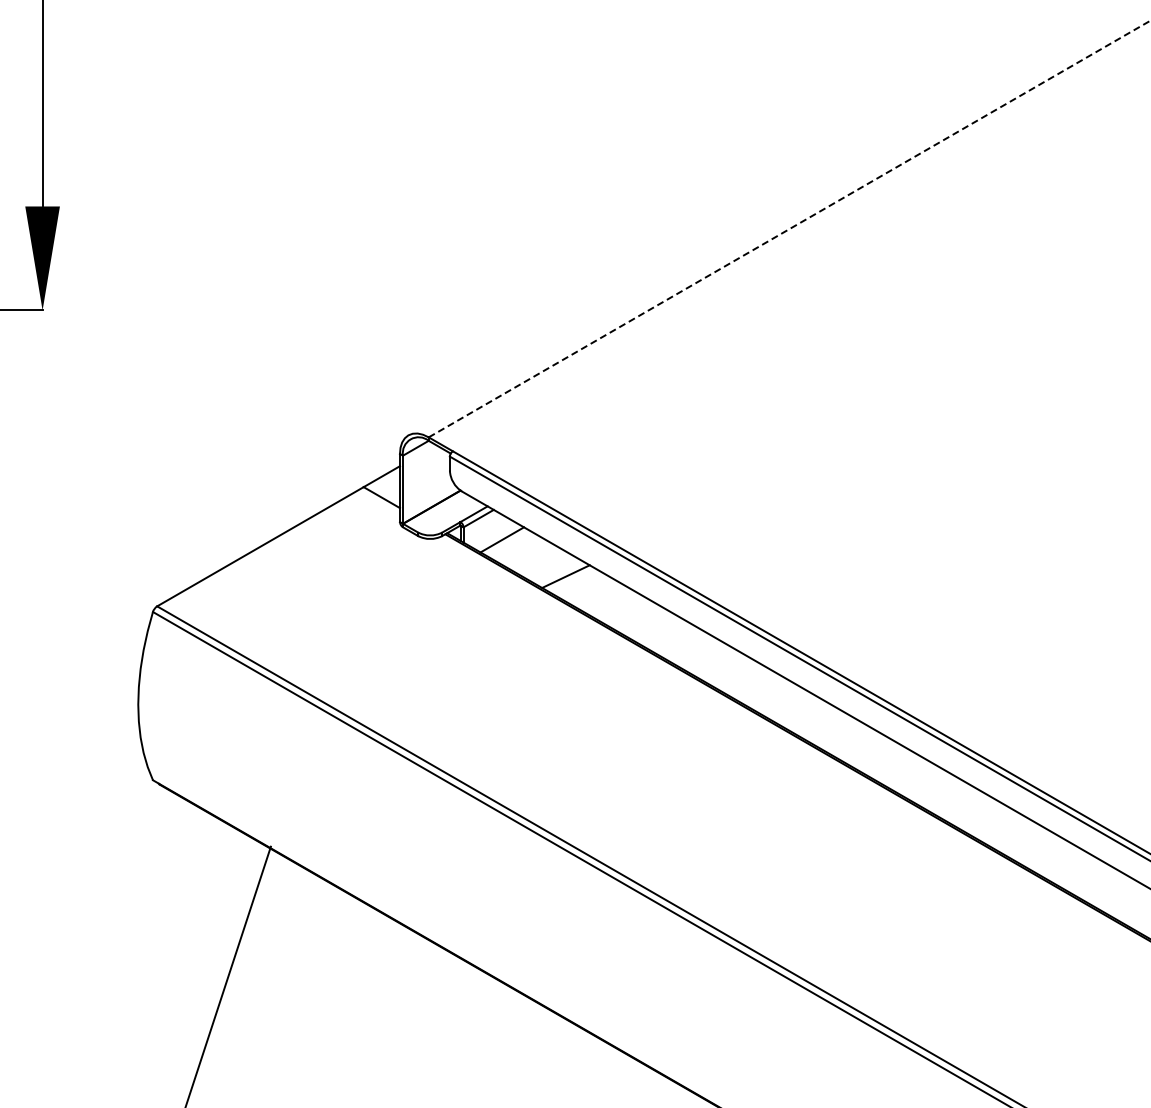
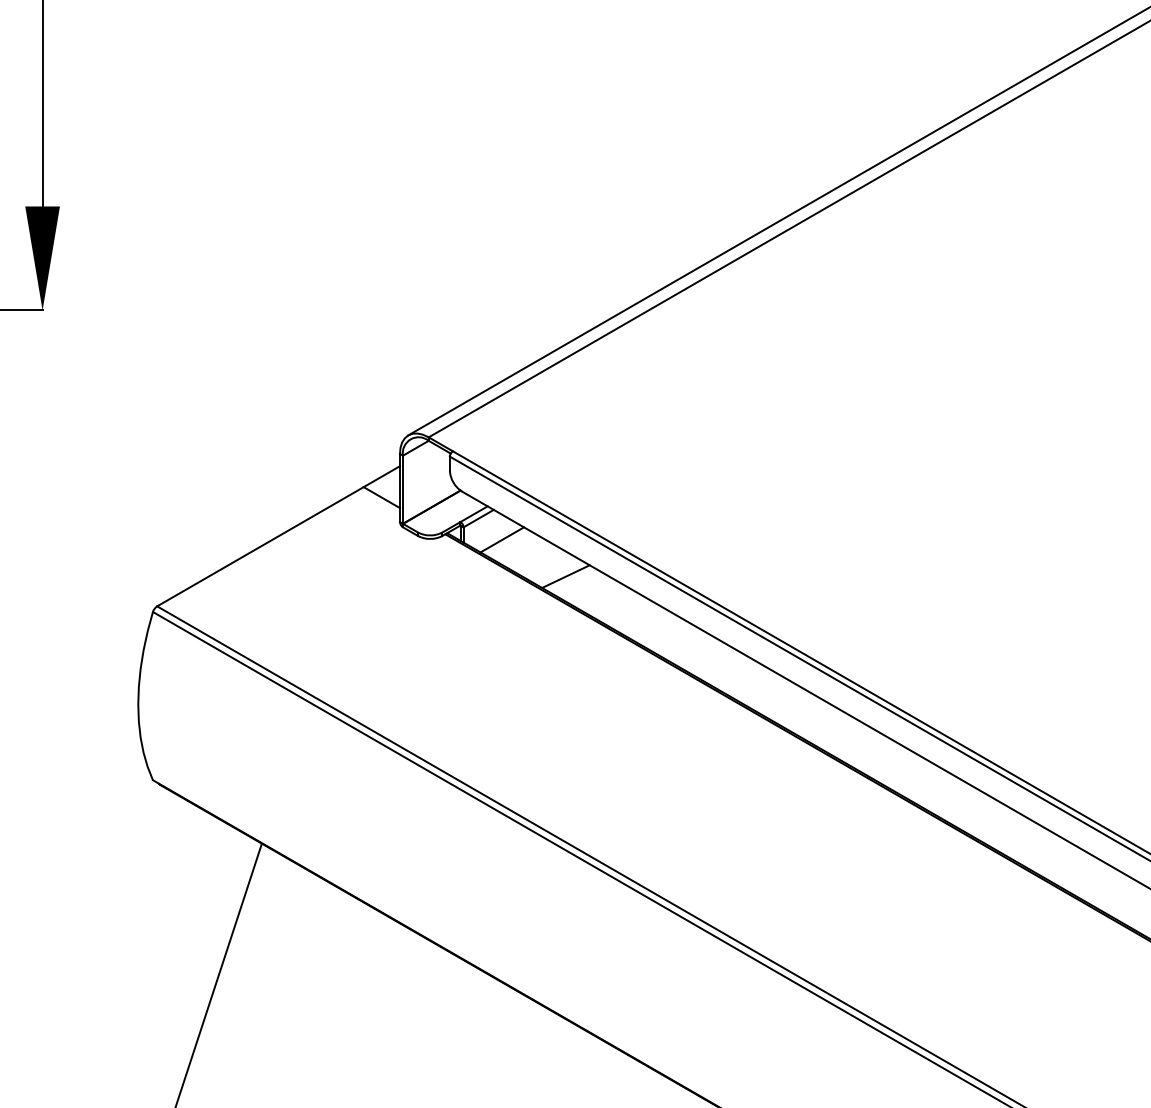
line: none -> present (777, 221)
line: dashed -> solid (789, 228)
line position: (228, 975) -> (218, 973) (218, 973)
